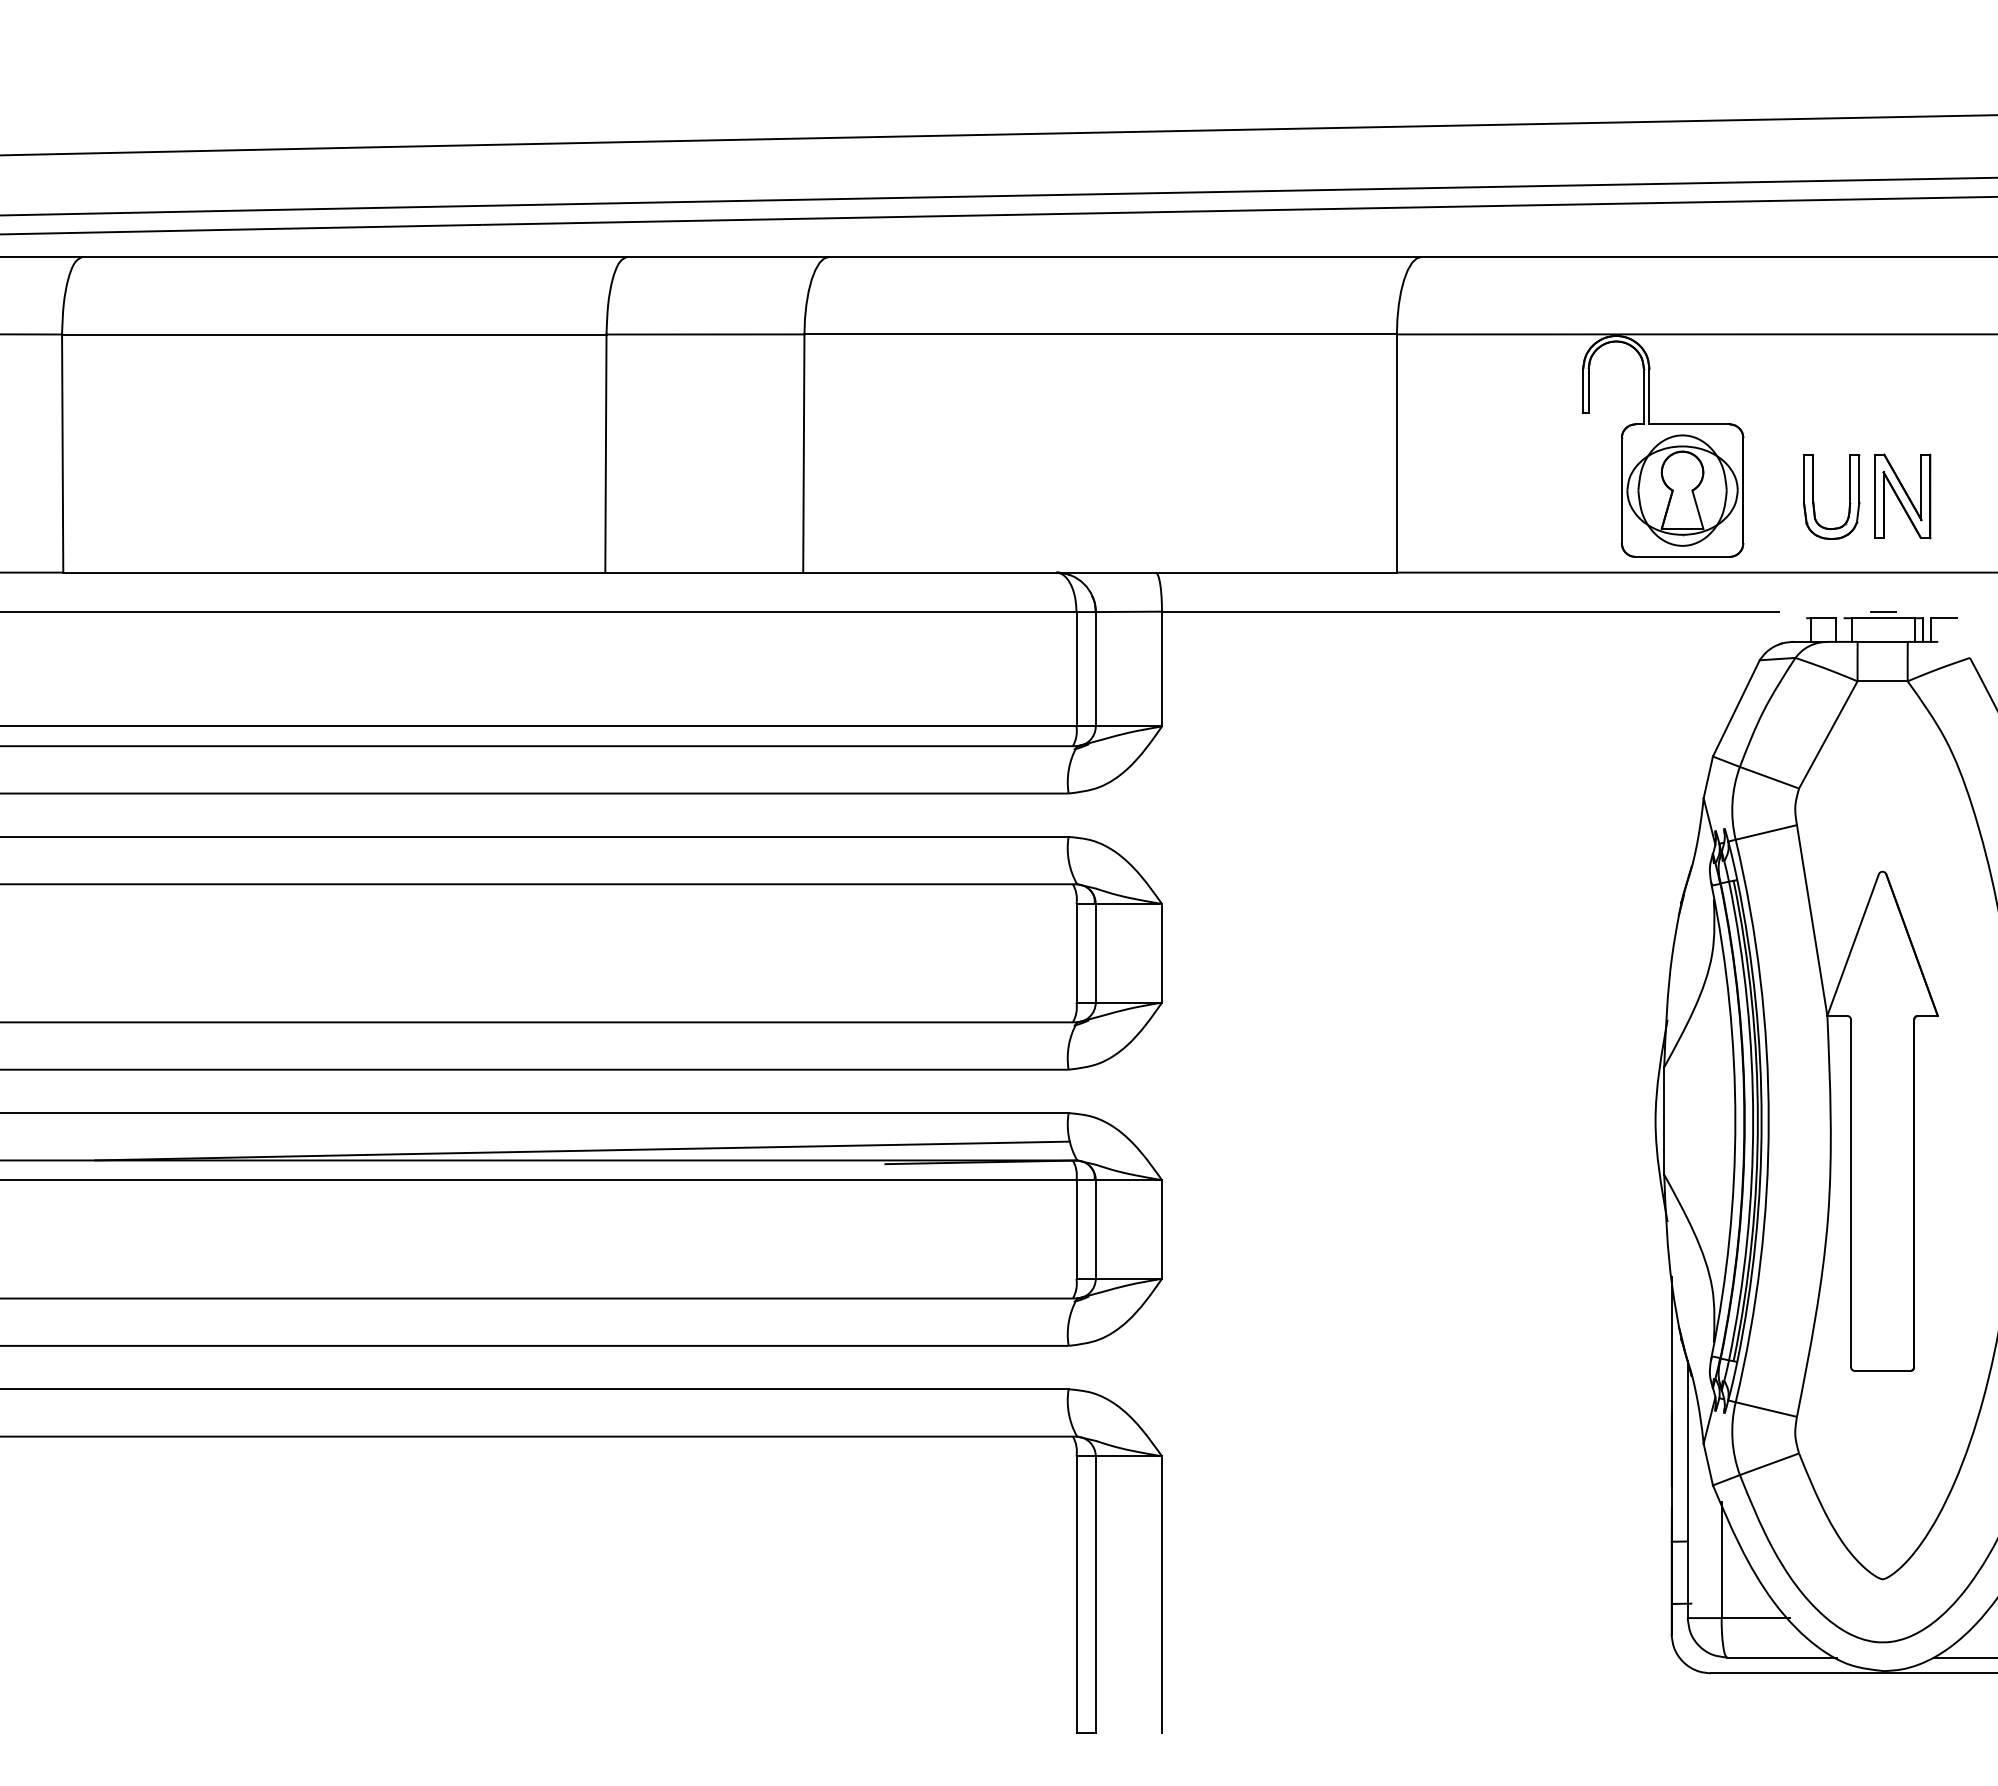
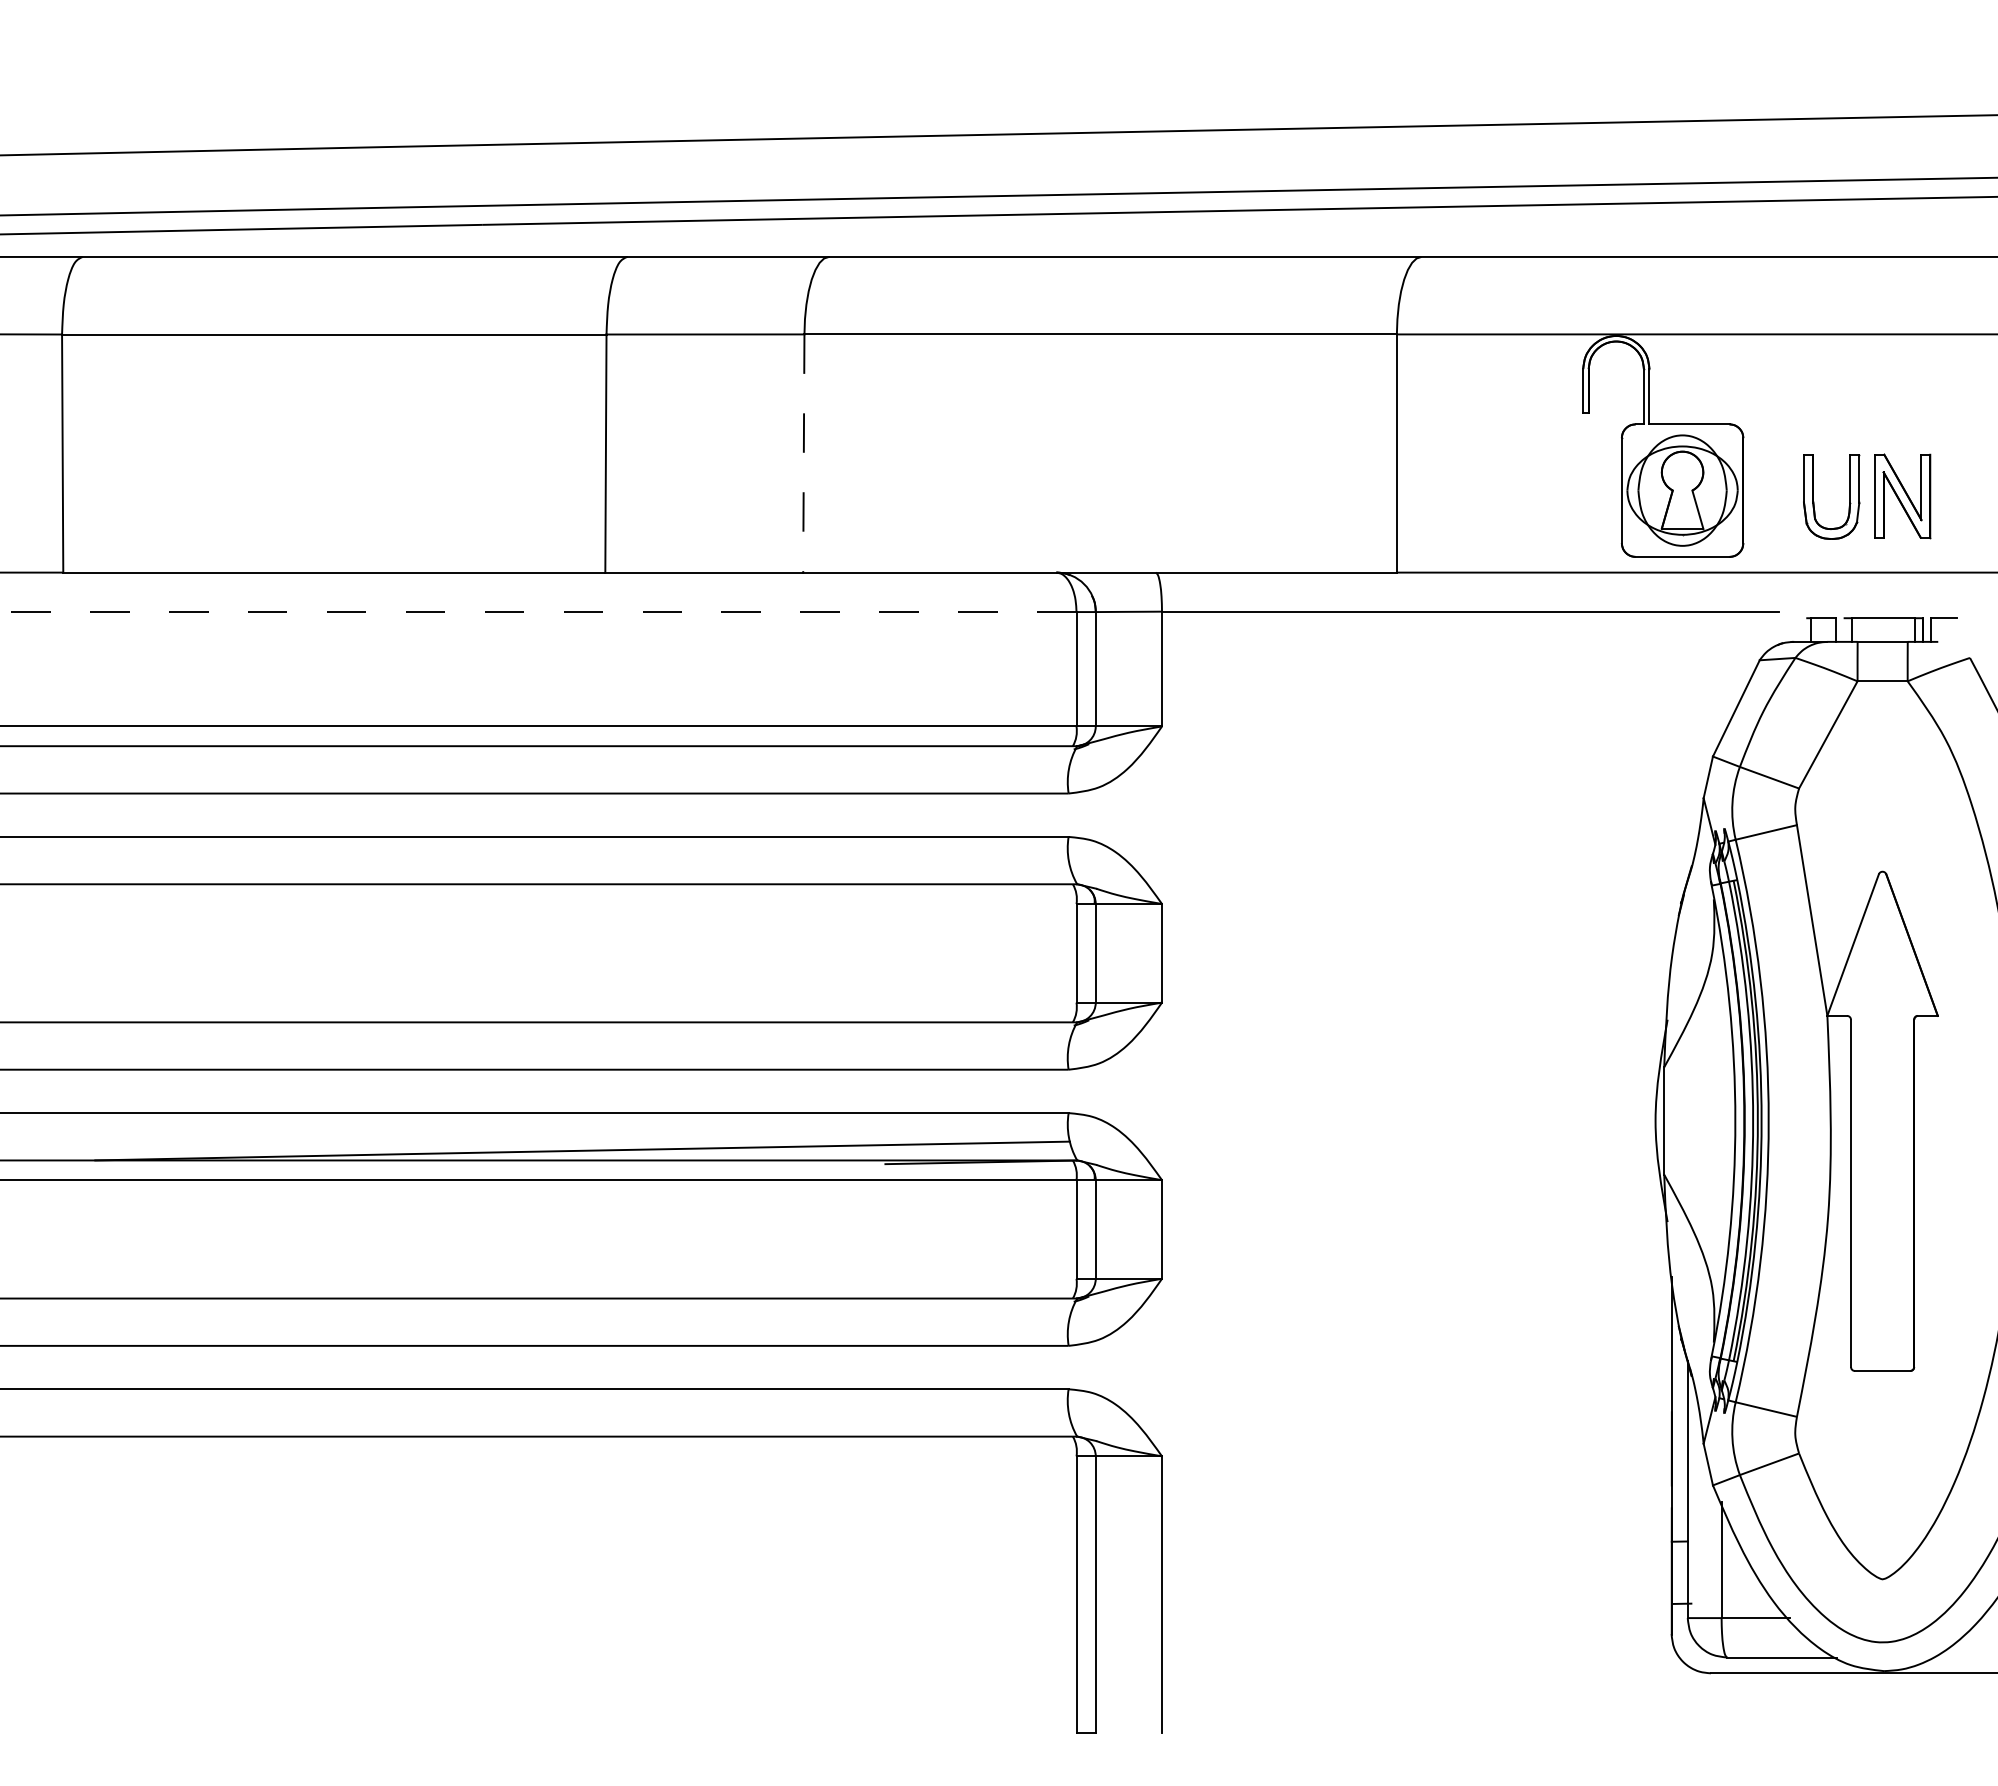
line: solid -> dashed (803, 454)
line: present -> none (1883, 611)
line: solid -> dashed (538, 612)
line: present -> none (1963, 1657)
